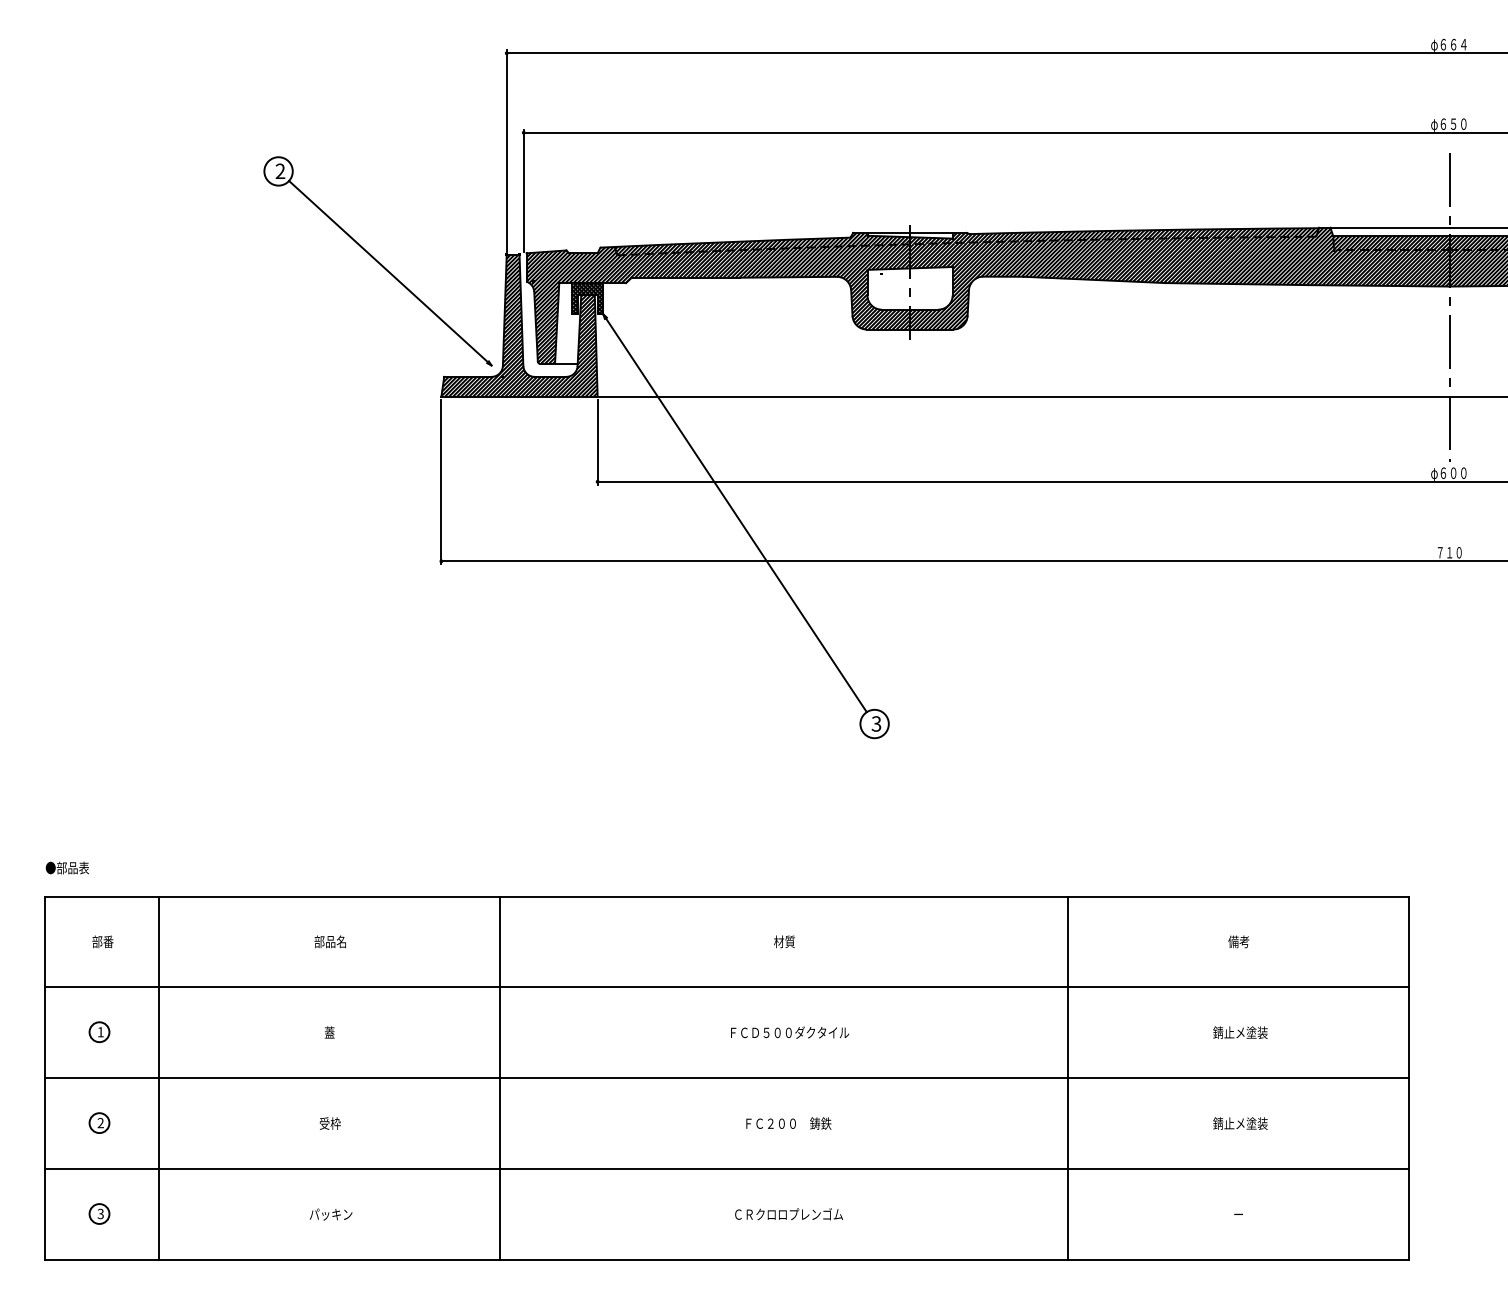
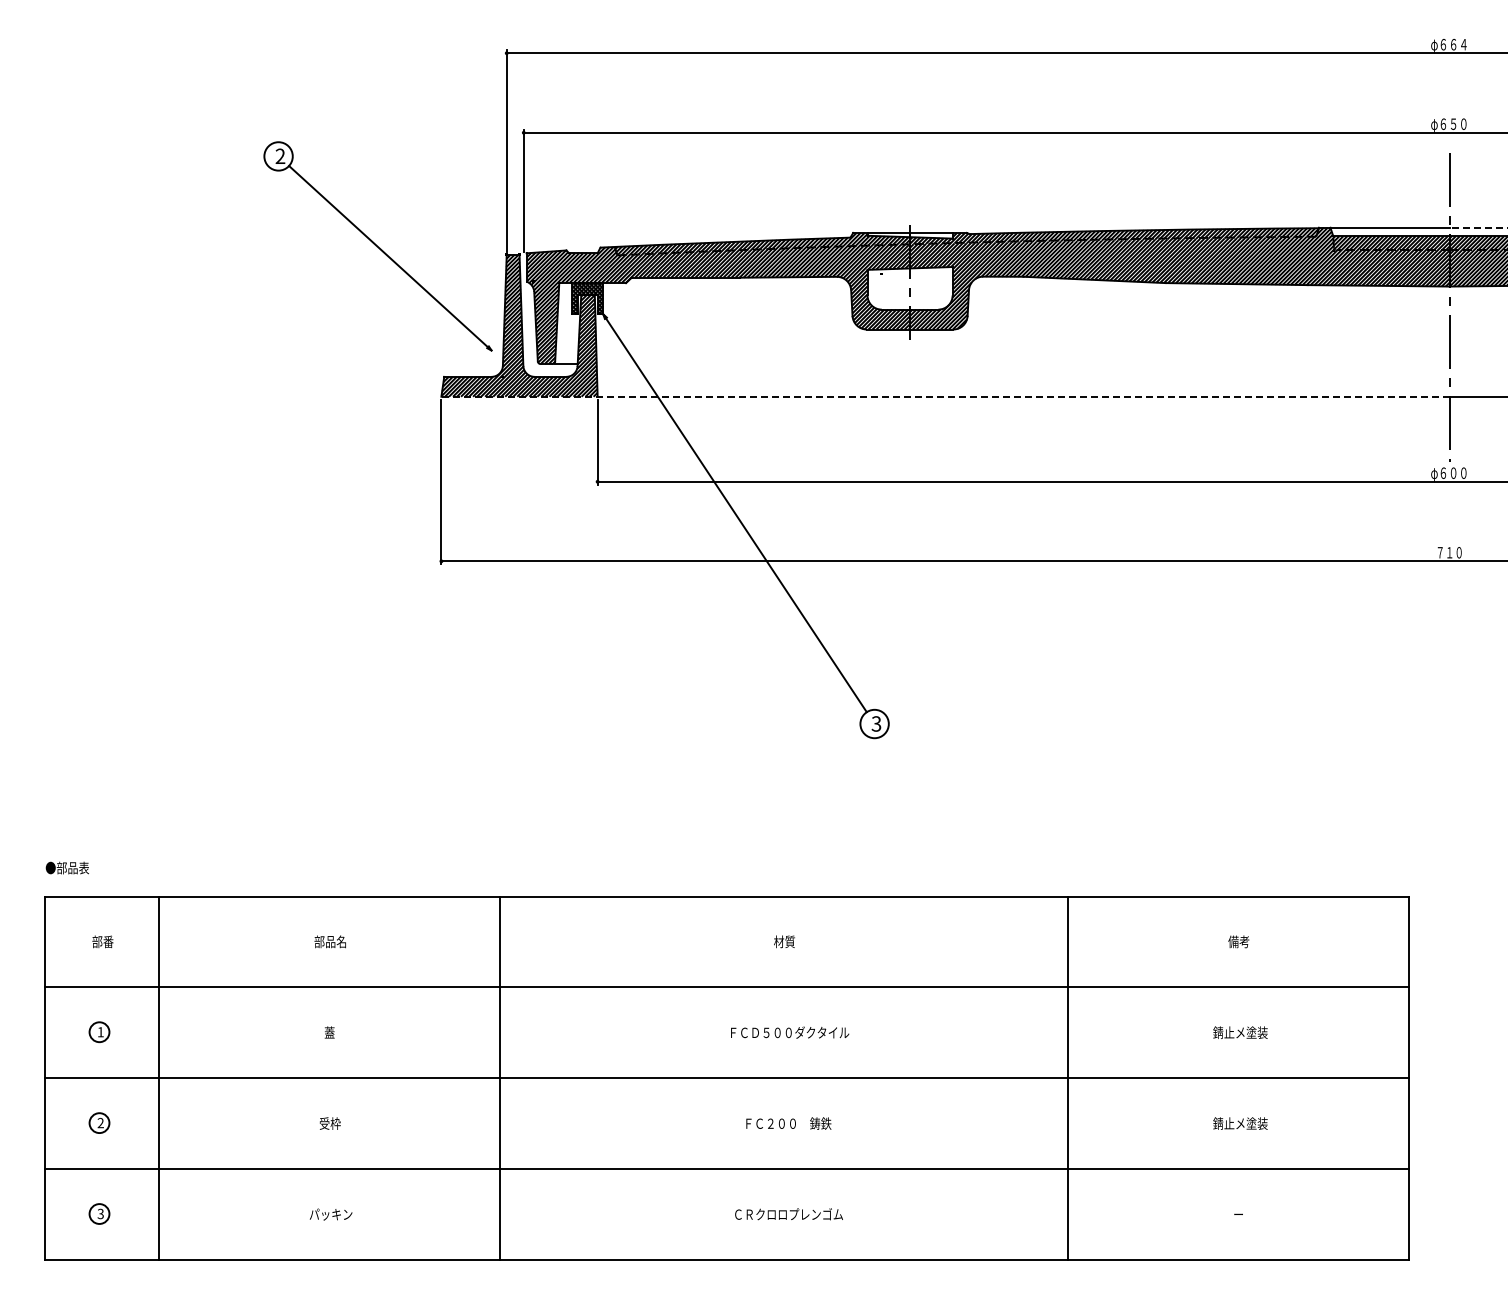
line: solid -> dashed (1478, 227)
part position: (377, 261) -> (377, 246) (377, 246)
line: solid -> dashed (945, 396)
